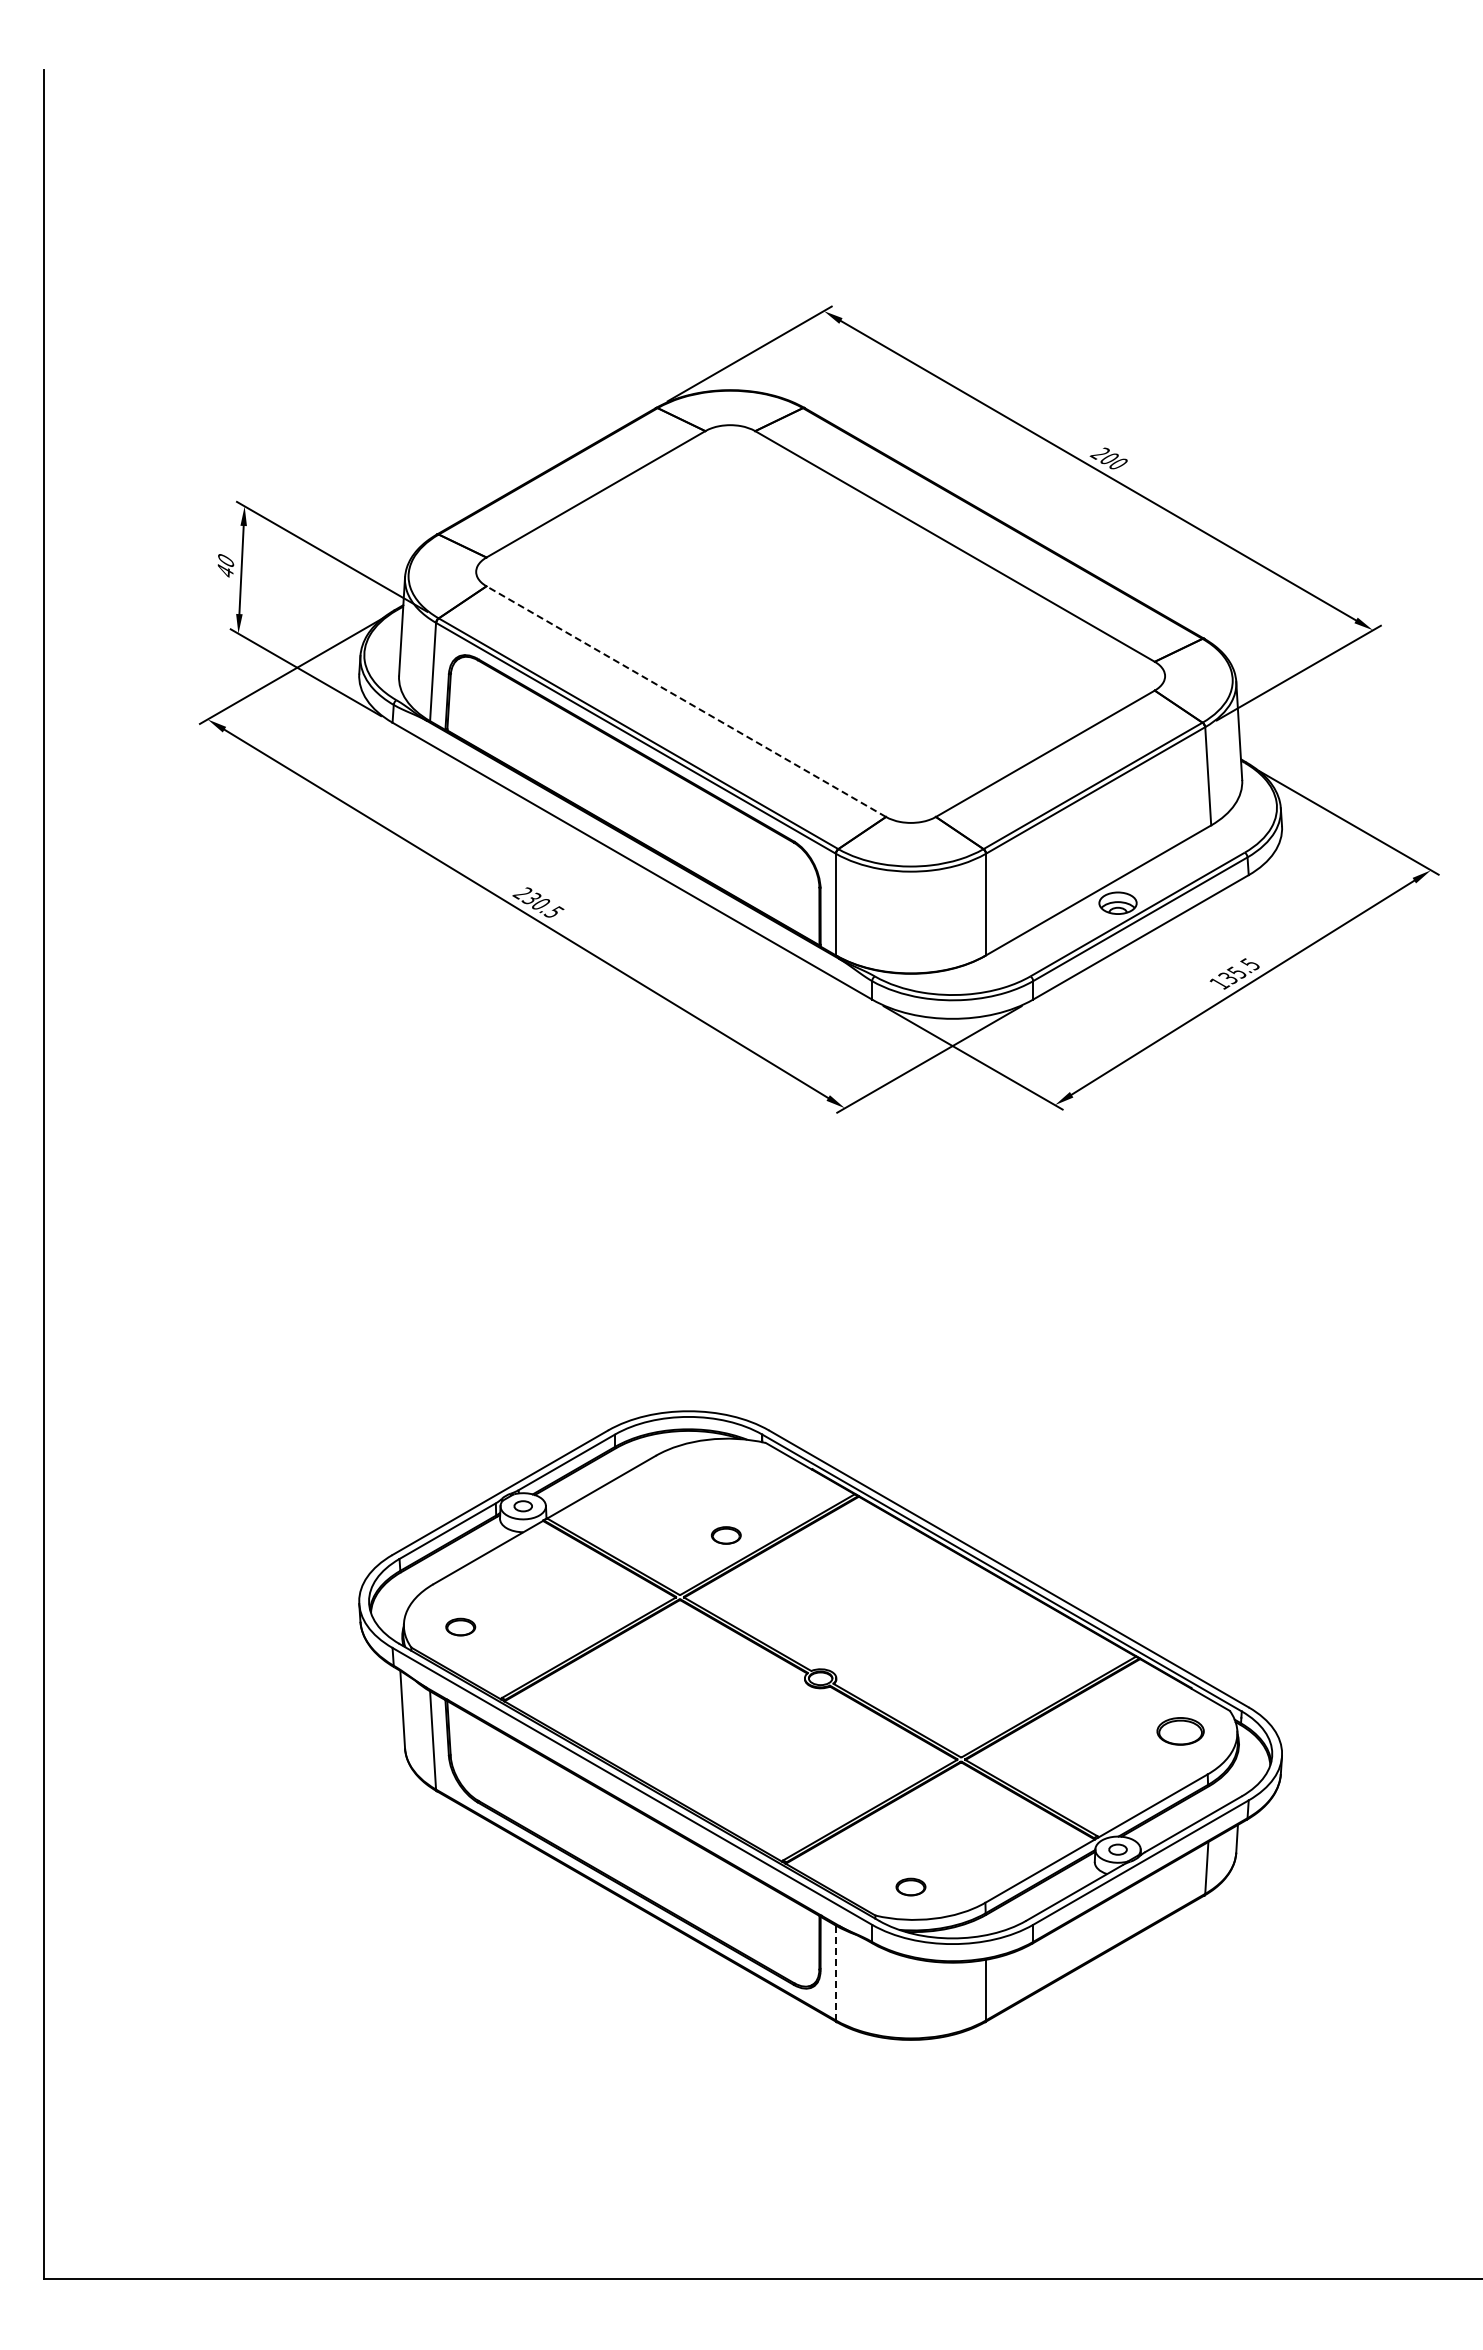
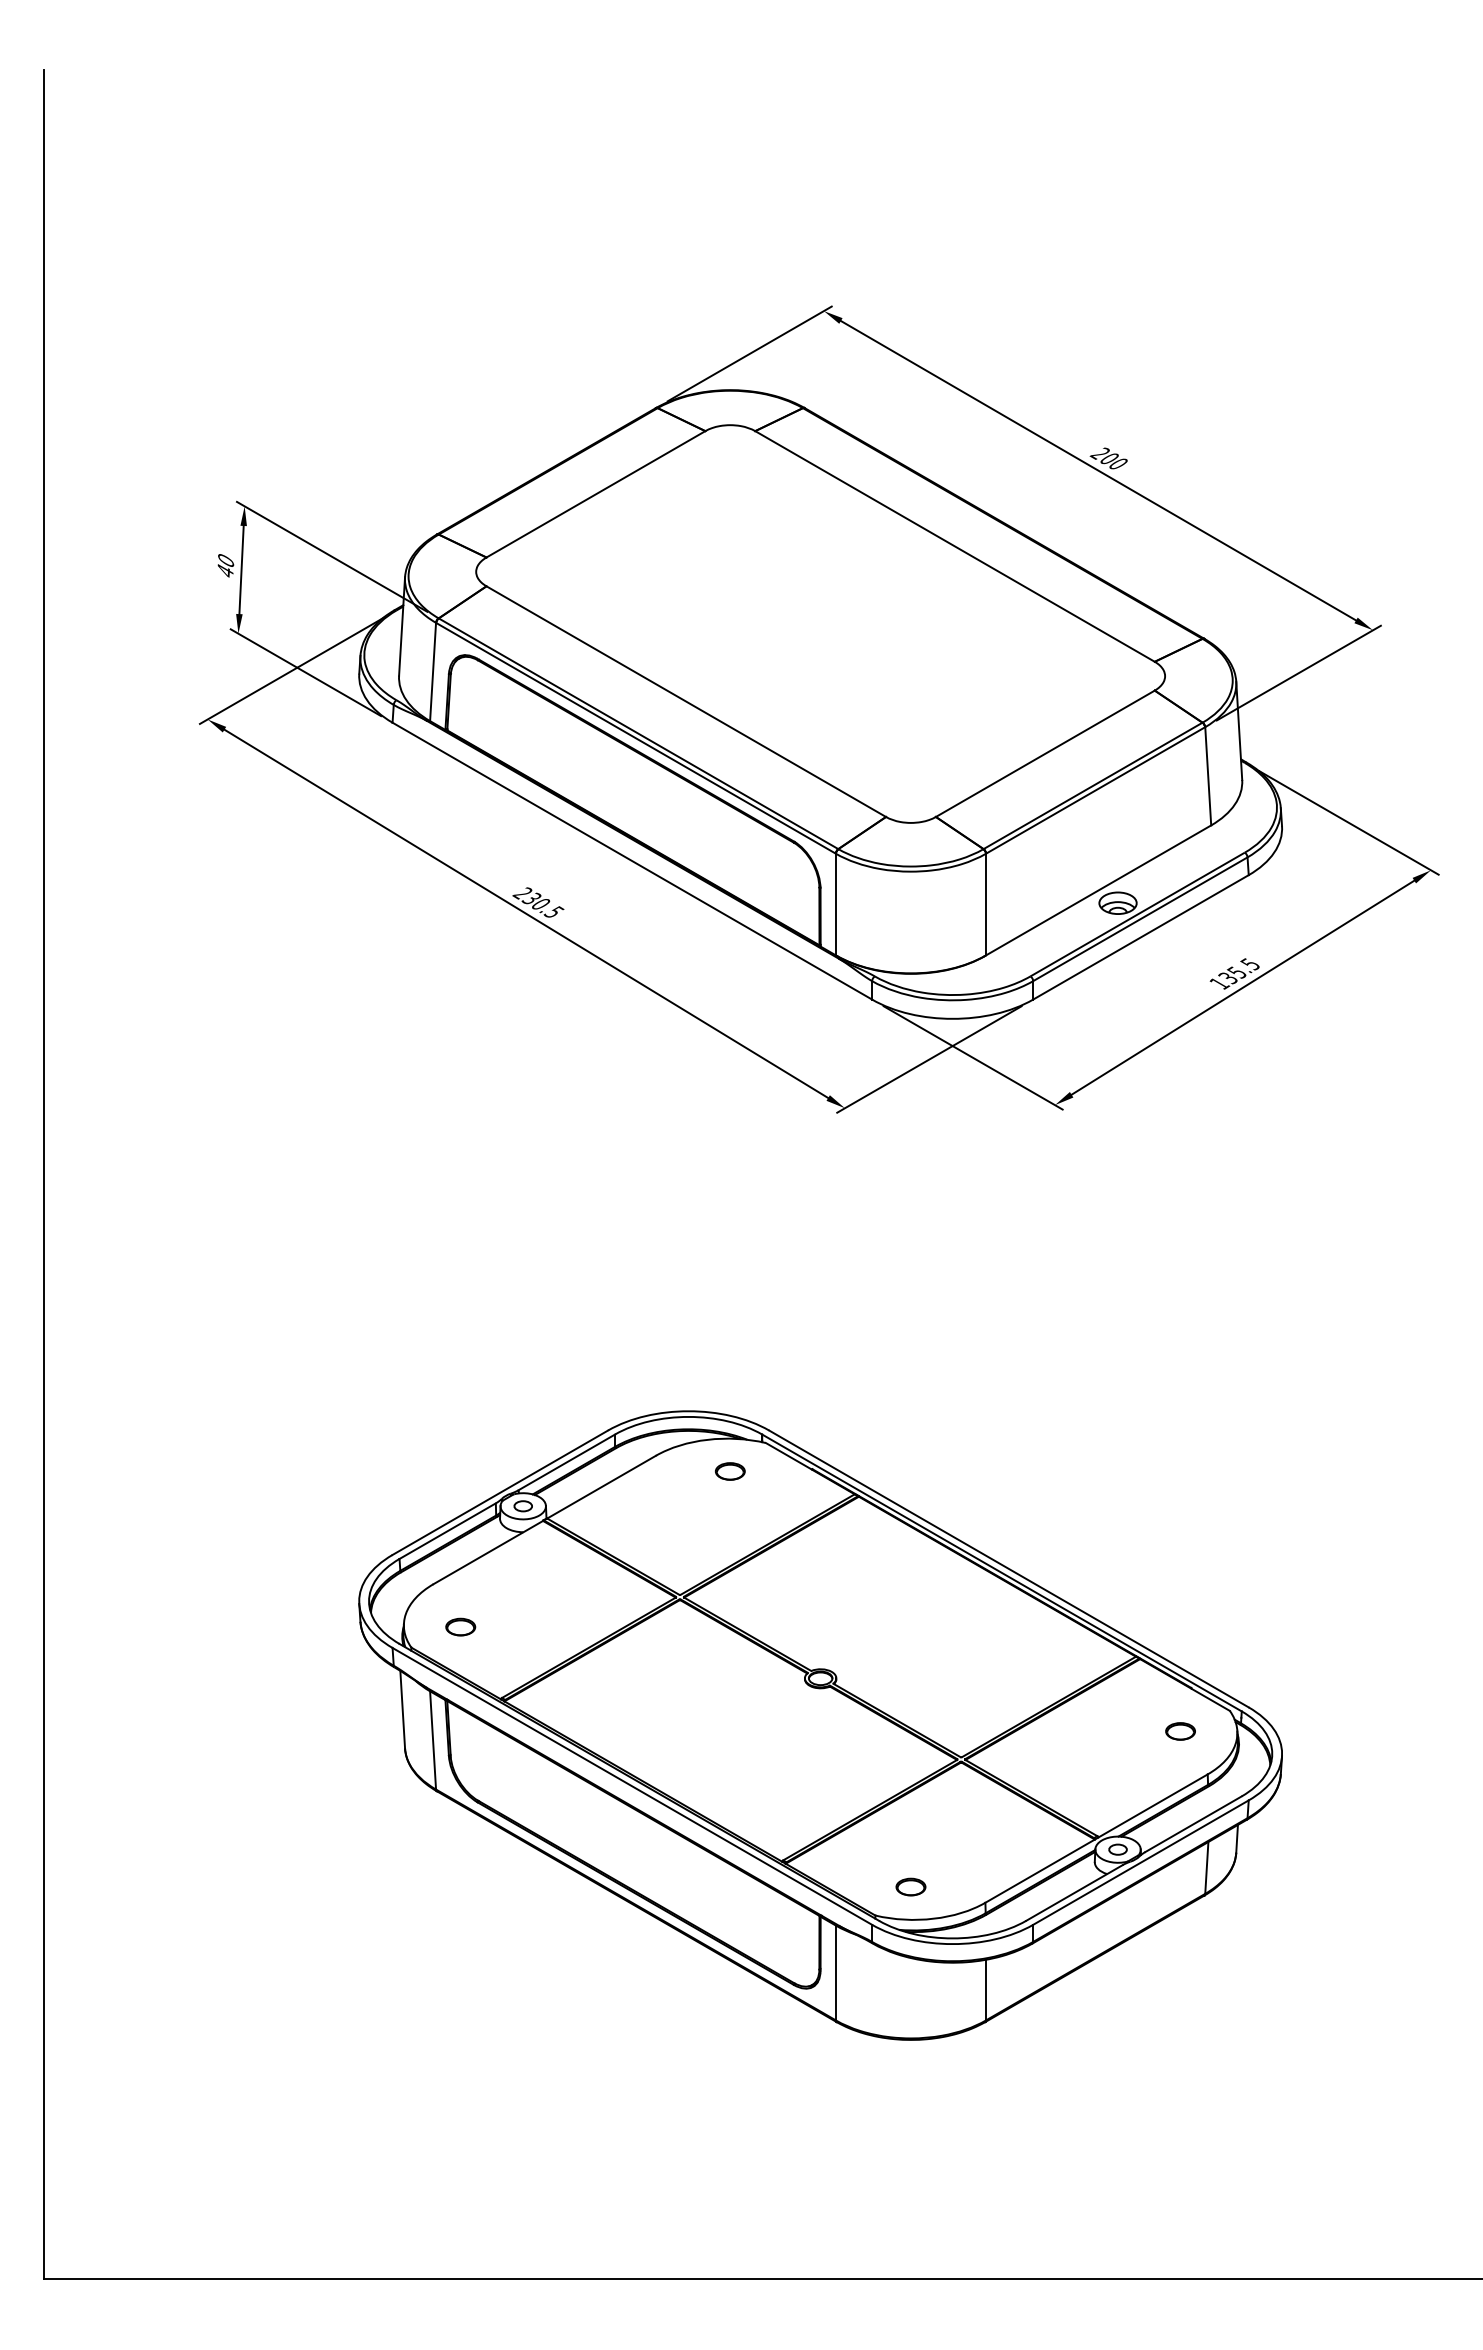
line: dashed -> solid (686, 701)
part position: (725, 1535) -> (729, 1471) (729, 1471)
part size: 49x29 px -> 31x19 px (1180, 1731)
line: dashed -> solid (835, 1973)
